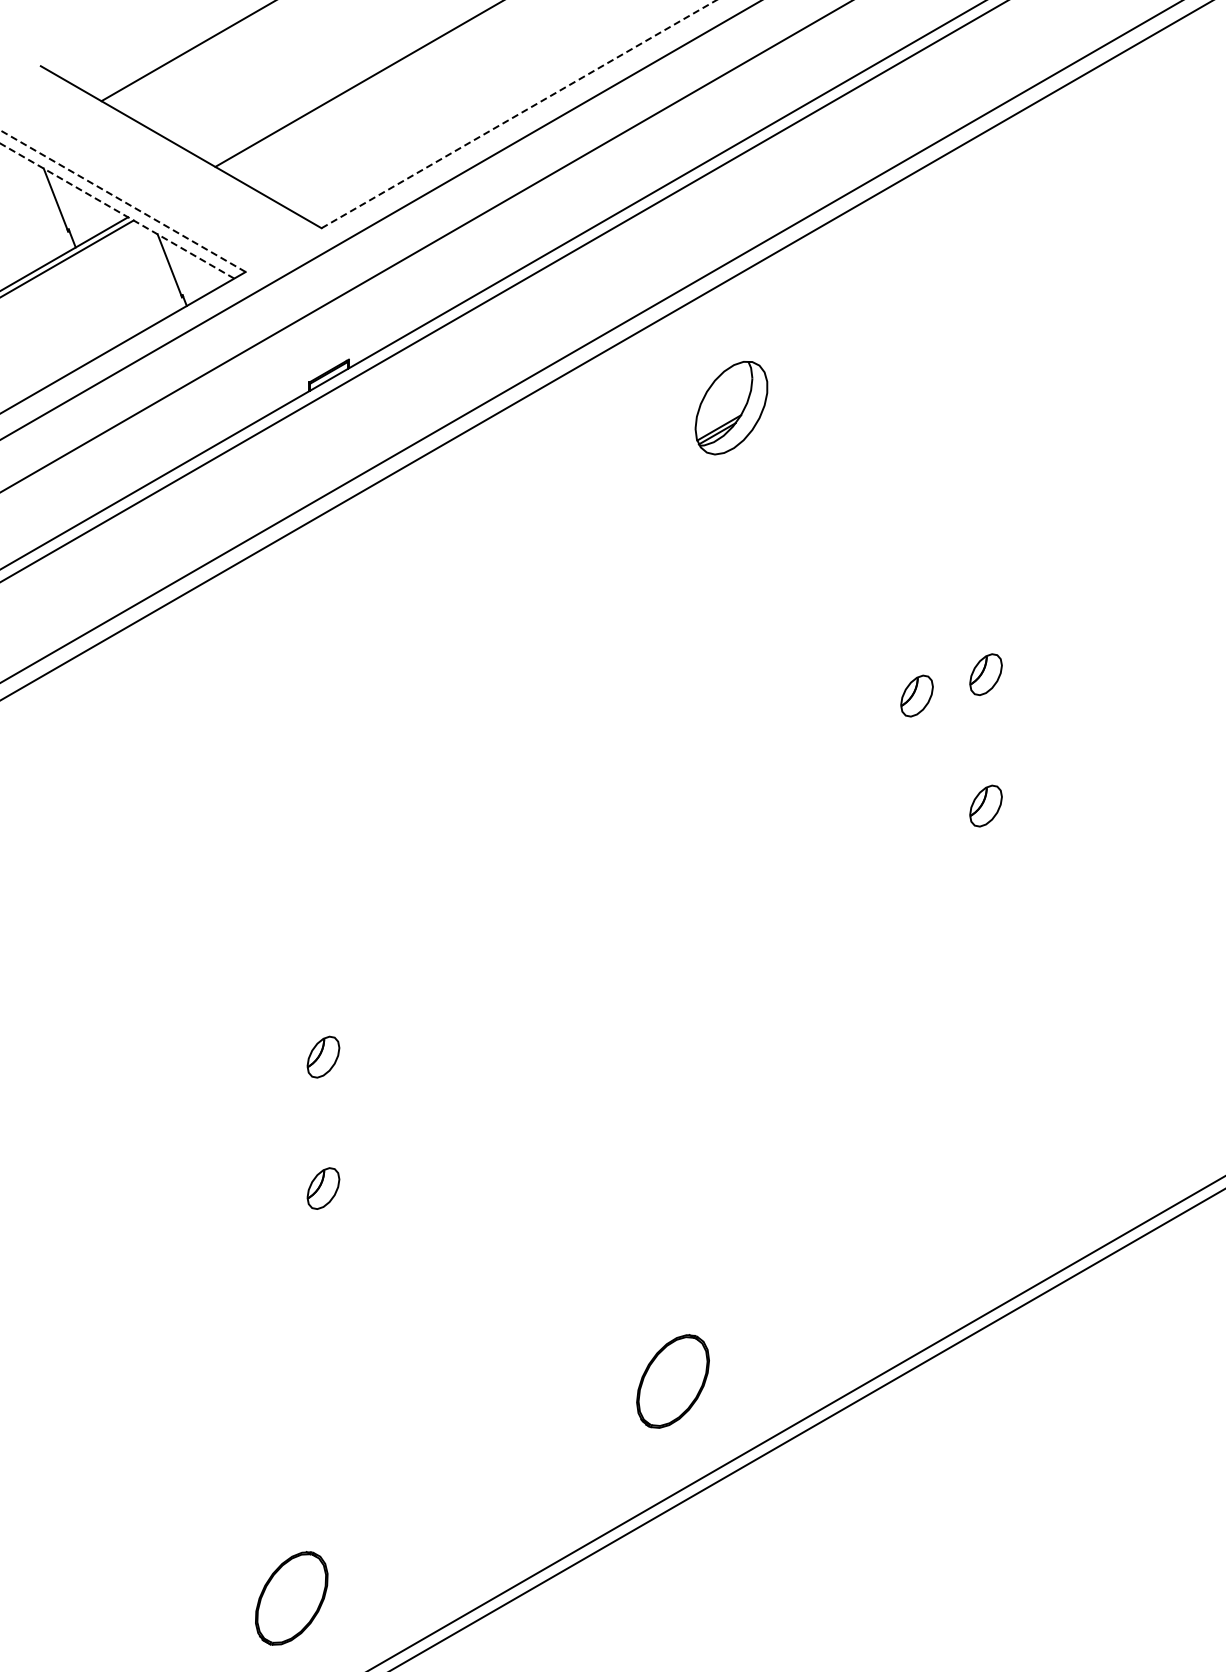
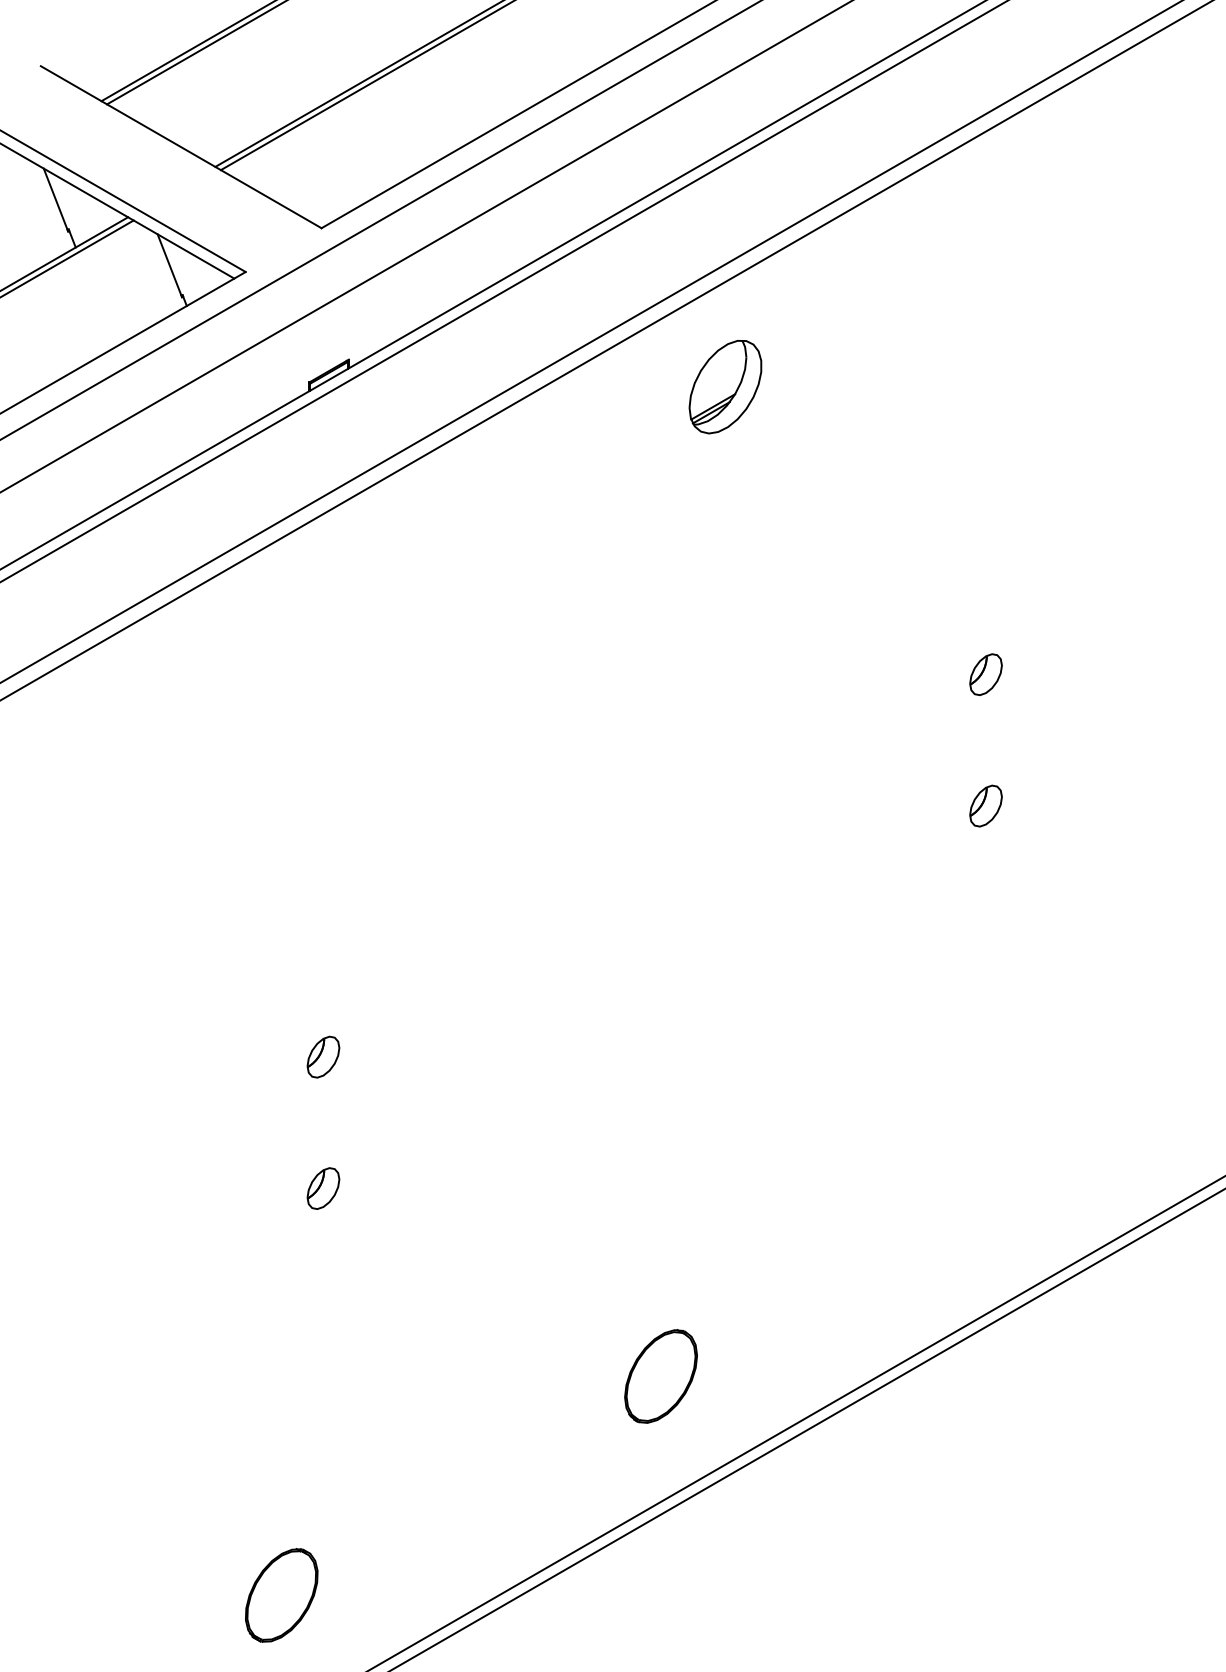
line: none -> present (195, 53)
line: none -> present (365, 86)
line: dashed -> solid (519, 114)
line: dashed -> solid (123, 201)
line: dashed -> solid (117, 211)
part position: (731, 408) -> (725, 387) (725, 387)
part: present -> none (916, 695)
part position: (672, 1381) -> (660, 1376) (660, 1376)
part position: (291, 1598) -> (281, 1595) (281, 1595)
